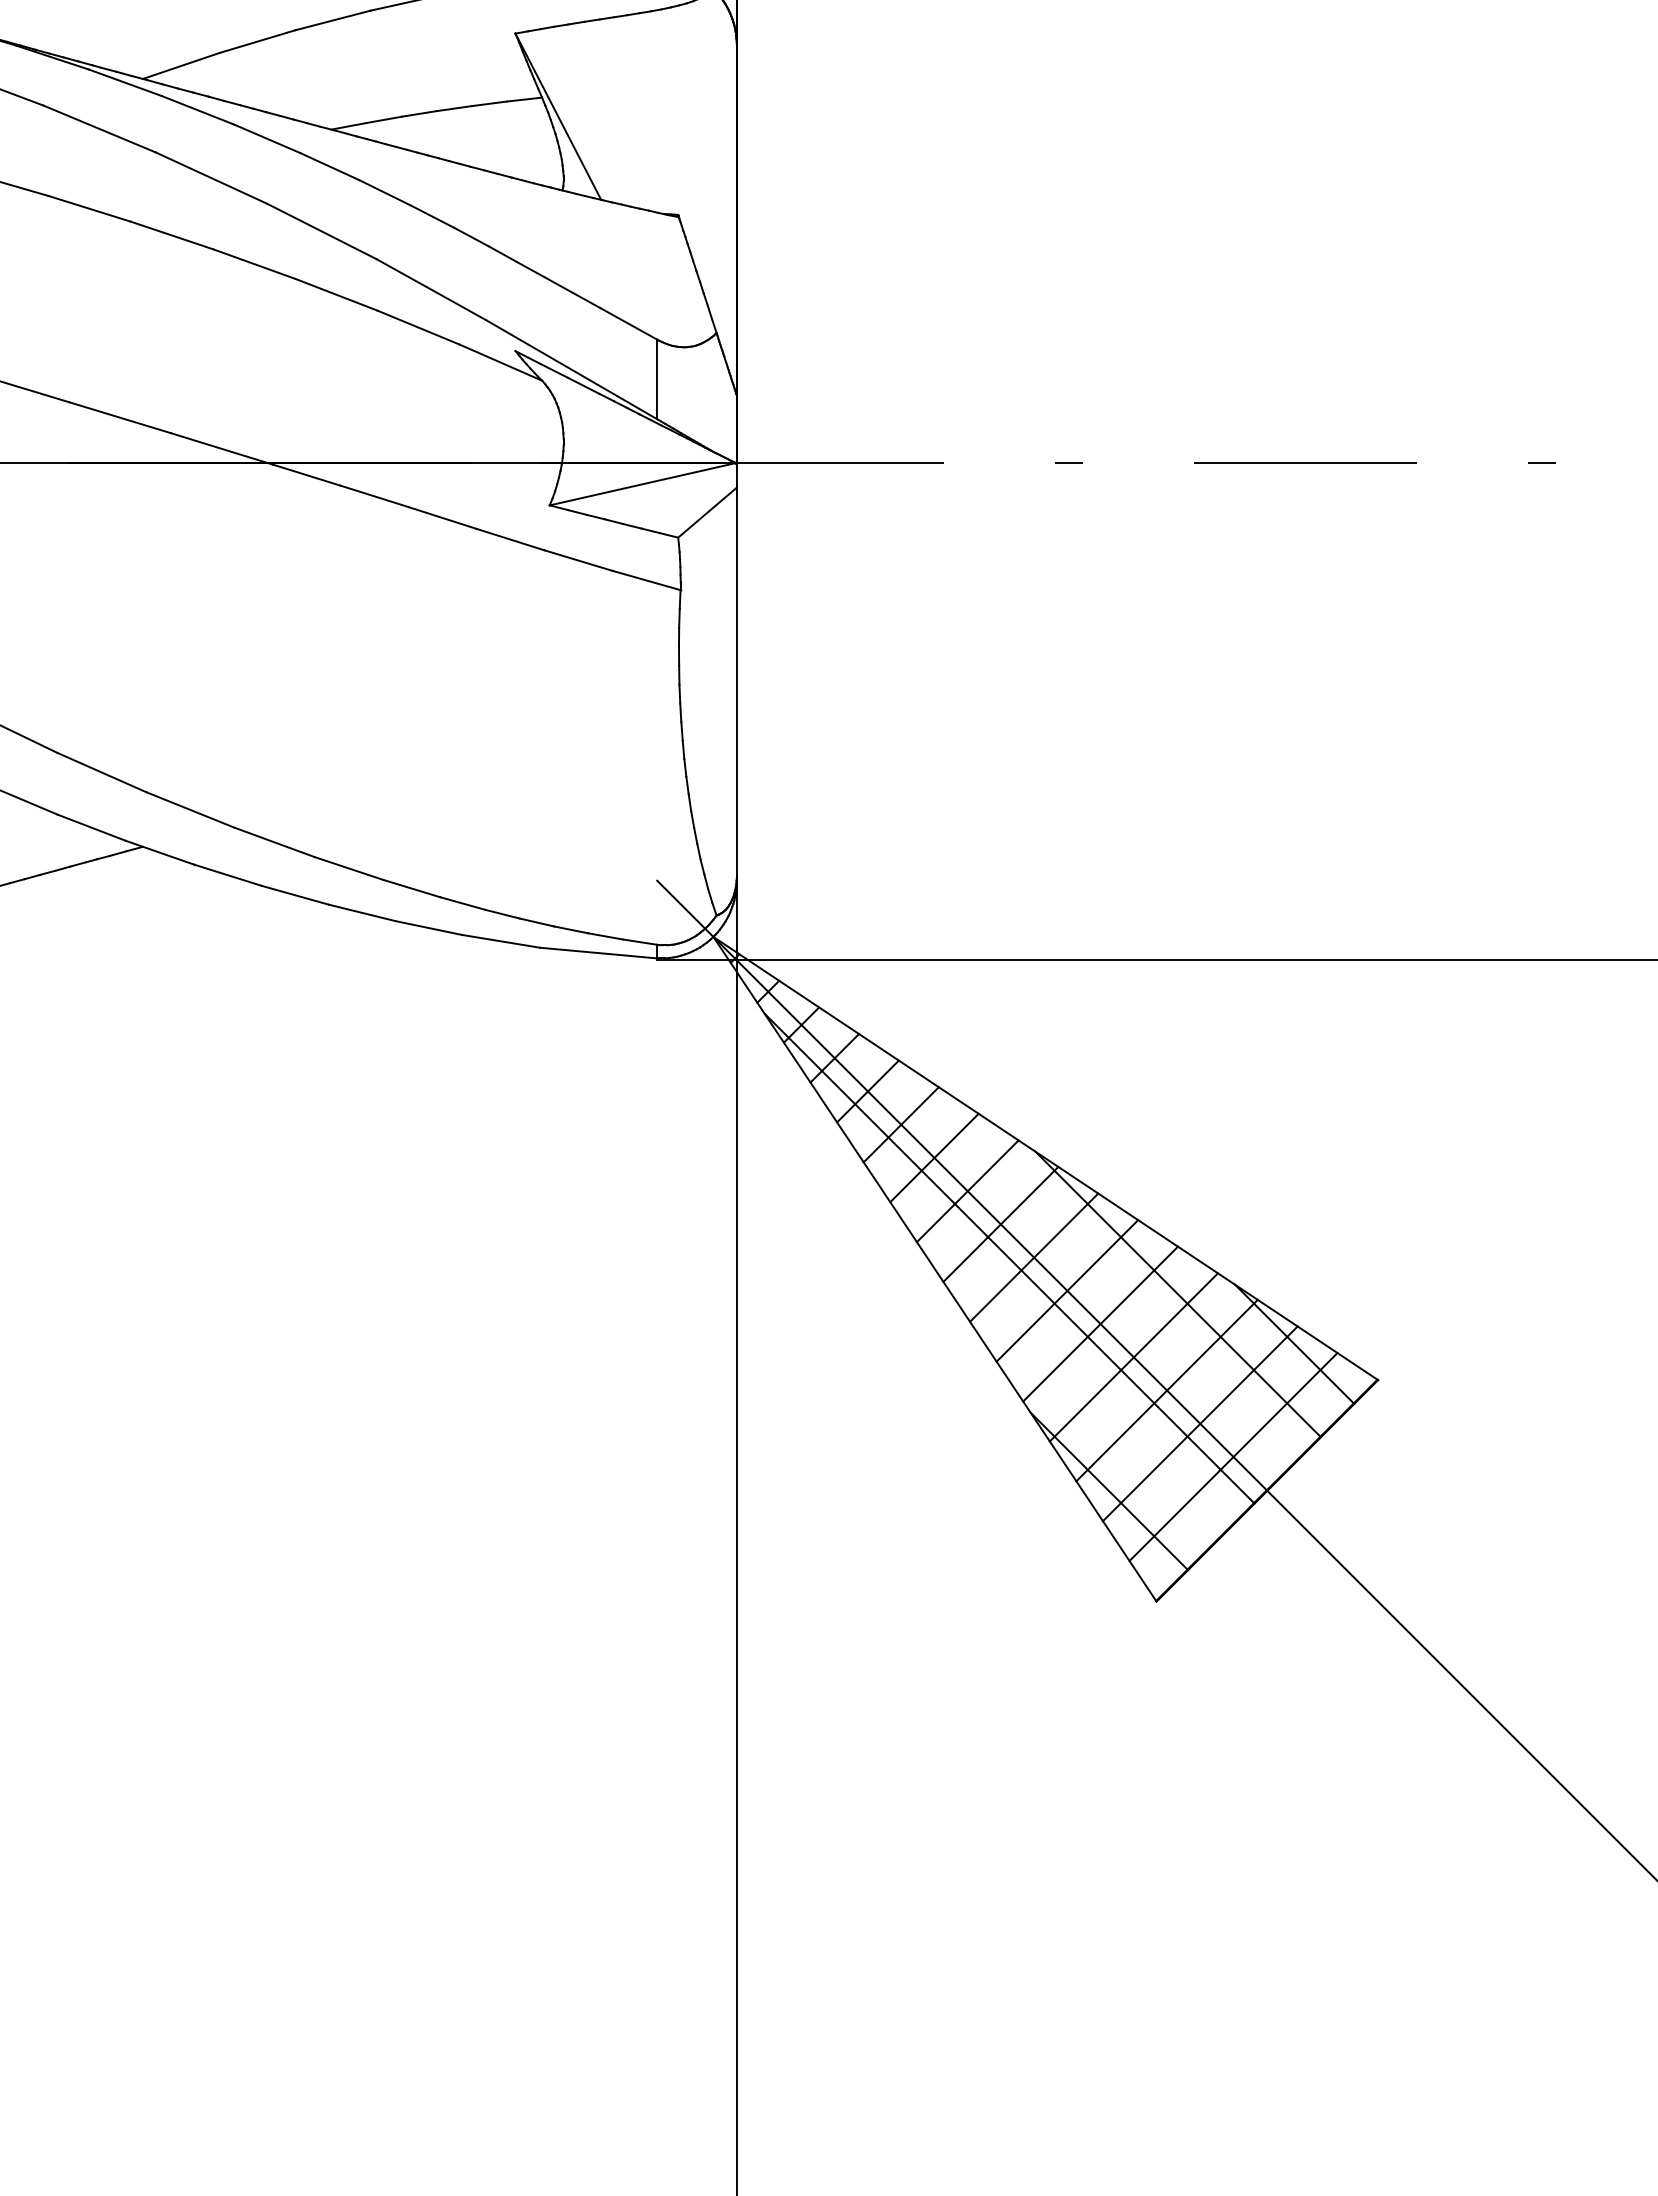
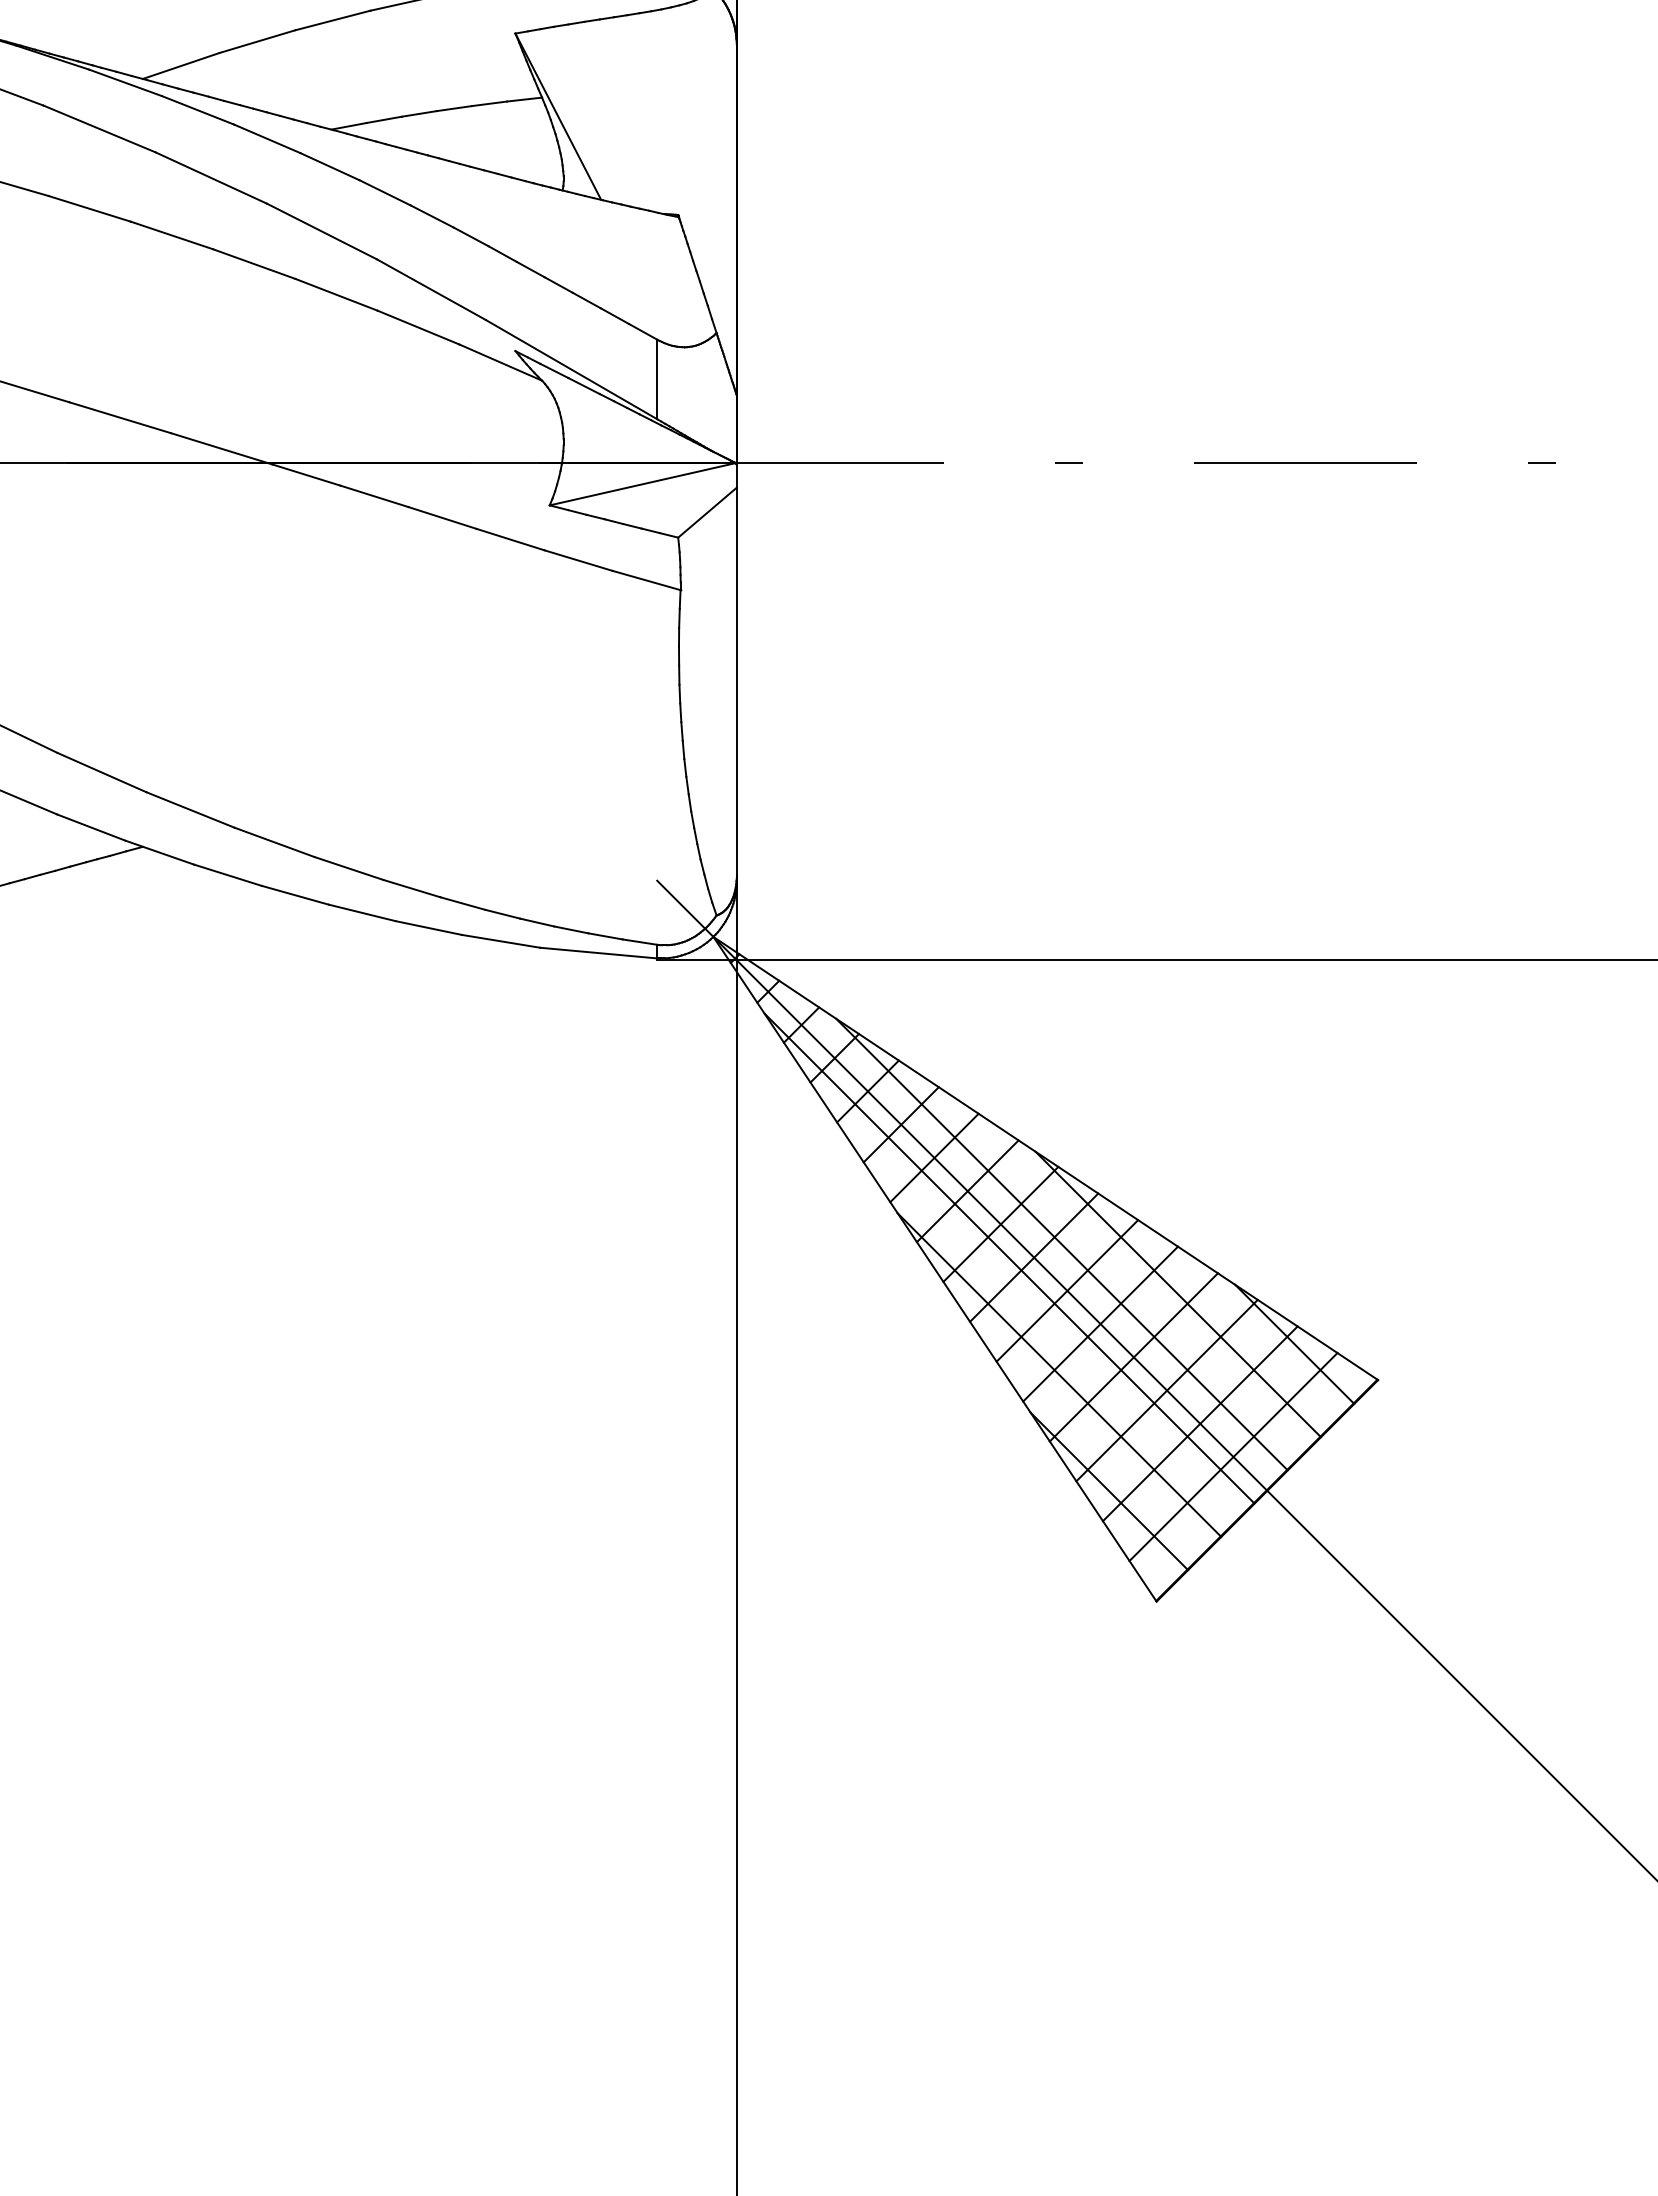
line: none -> present (1061, 1244)
line: none -> present (1059, 1374)
